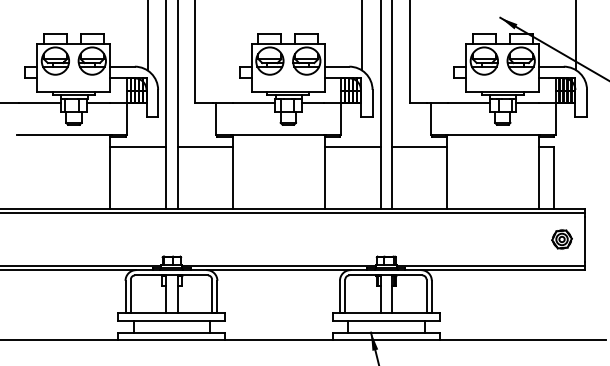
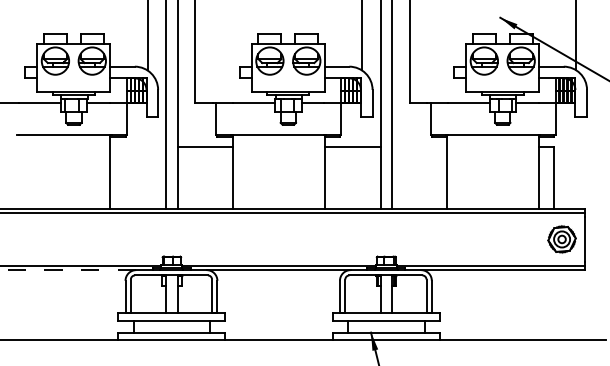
line: present -> none (138, 146)
line: present -> none (419, 146)
part size: 22x21 px -> 30x29 px (561, 239)
line: solid -> dashed (68, 270)
